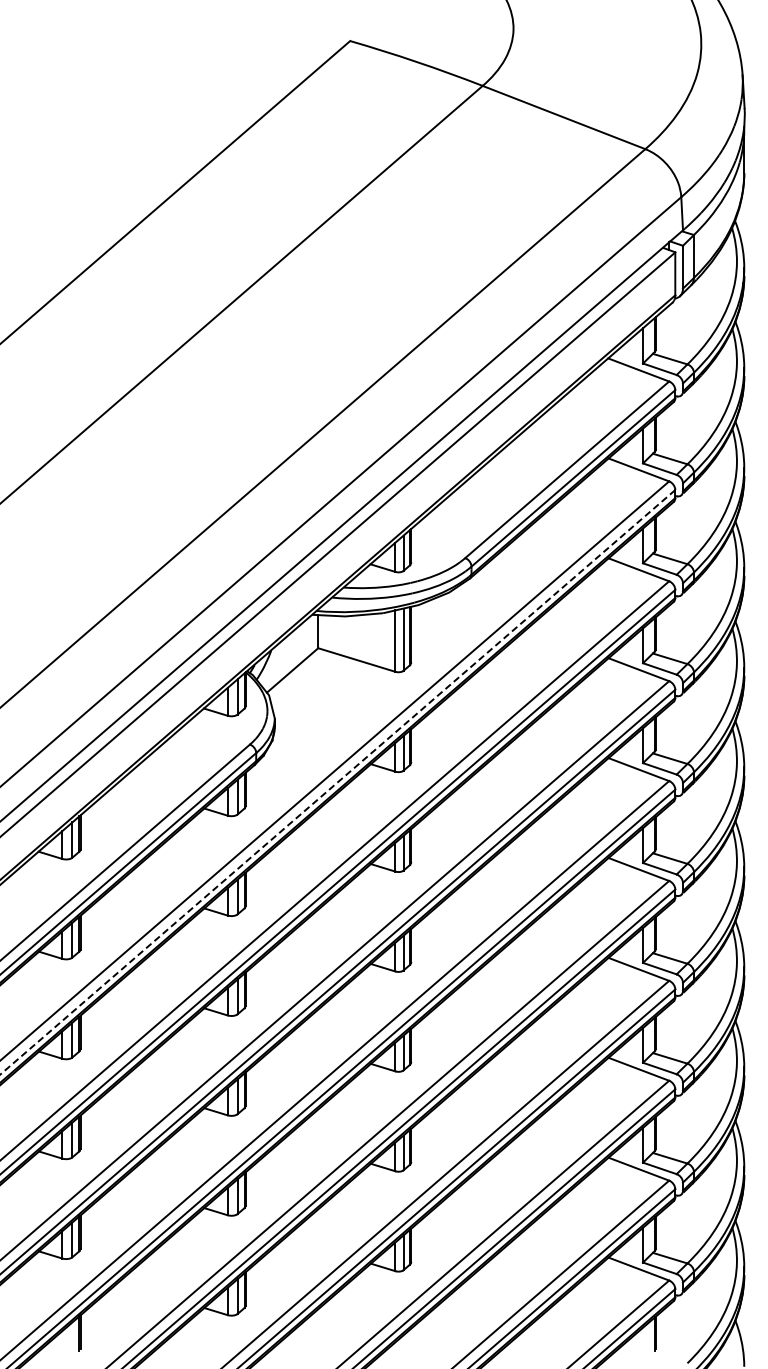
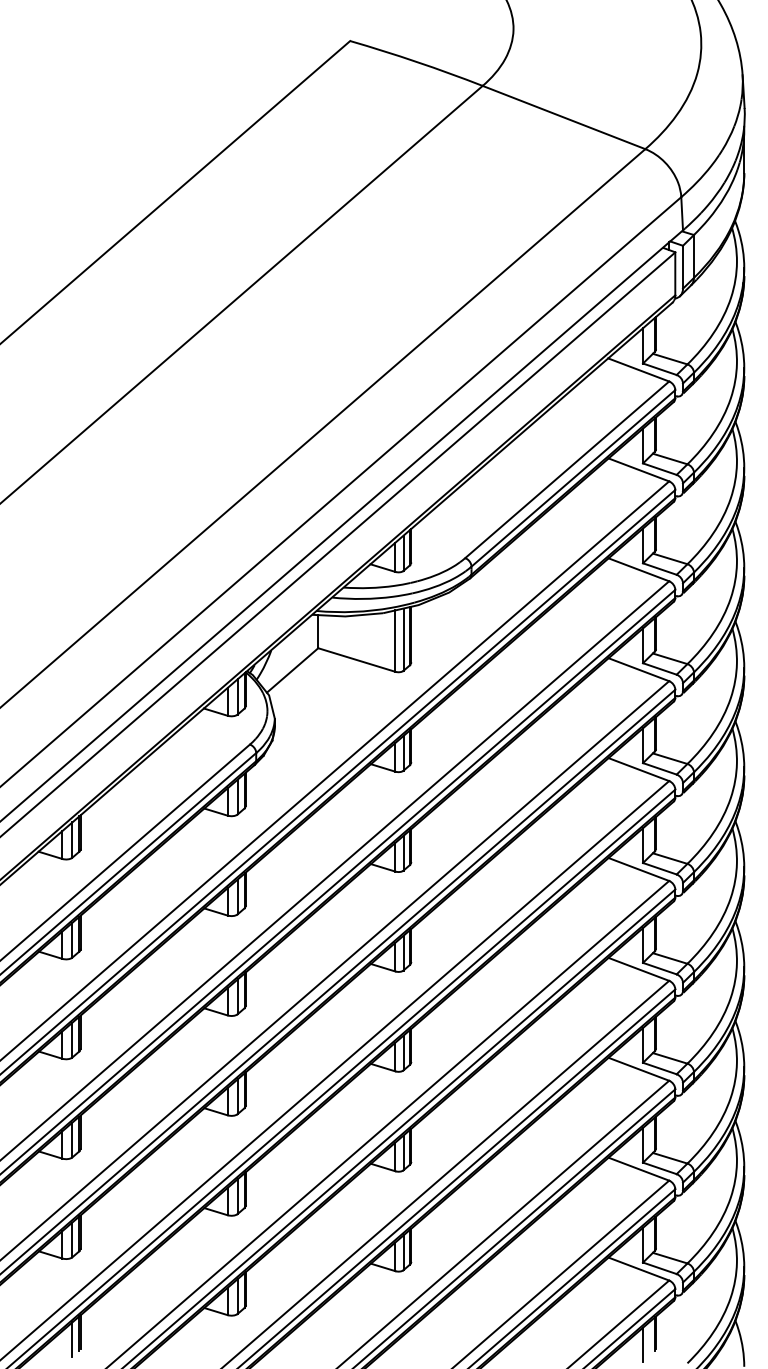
line: dashed -> solid (337, 782)
line: none -> present (72, 1339)
line: none -> present (643, 1344)
